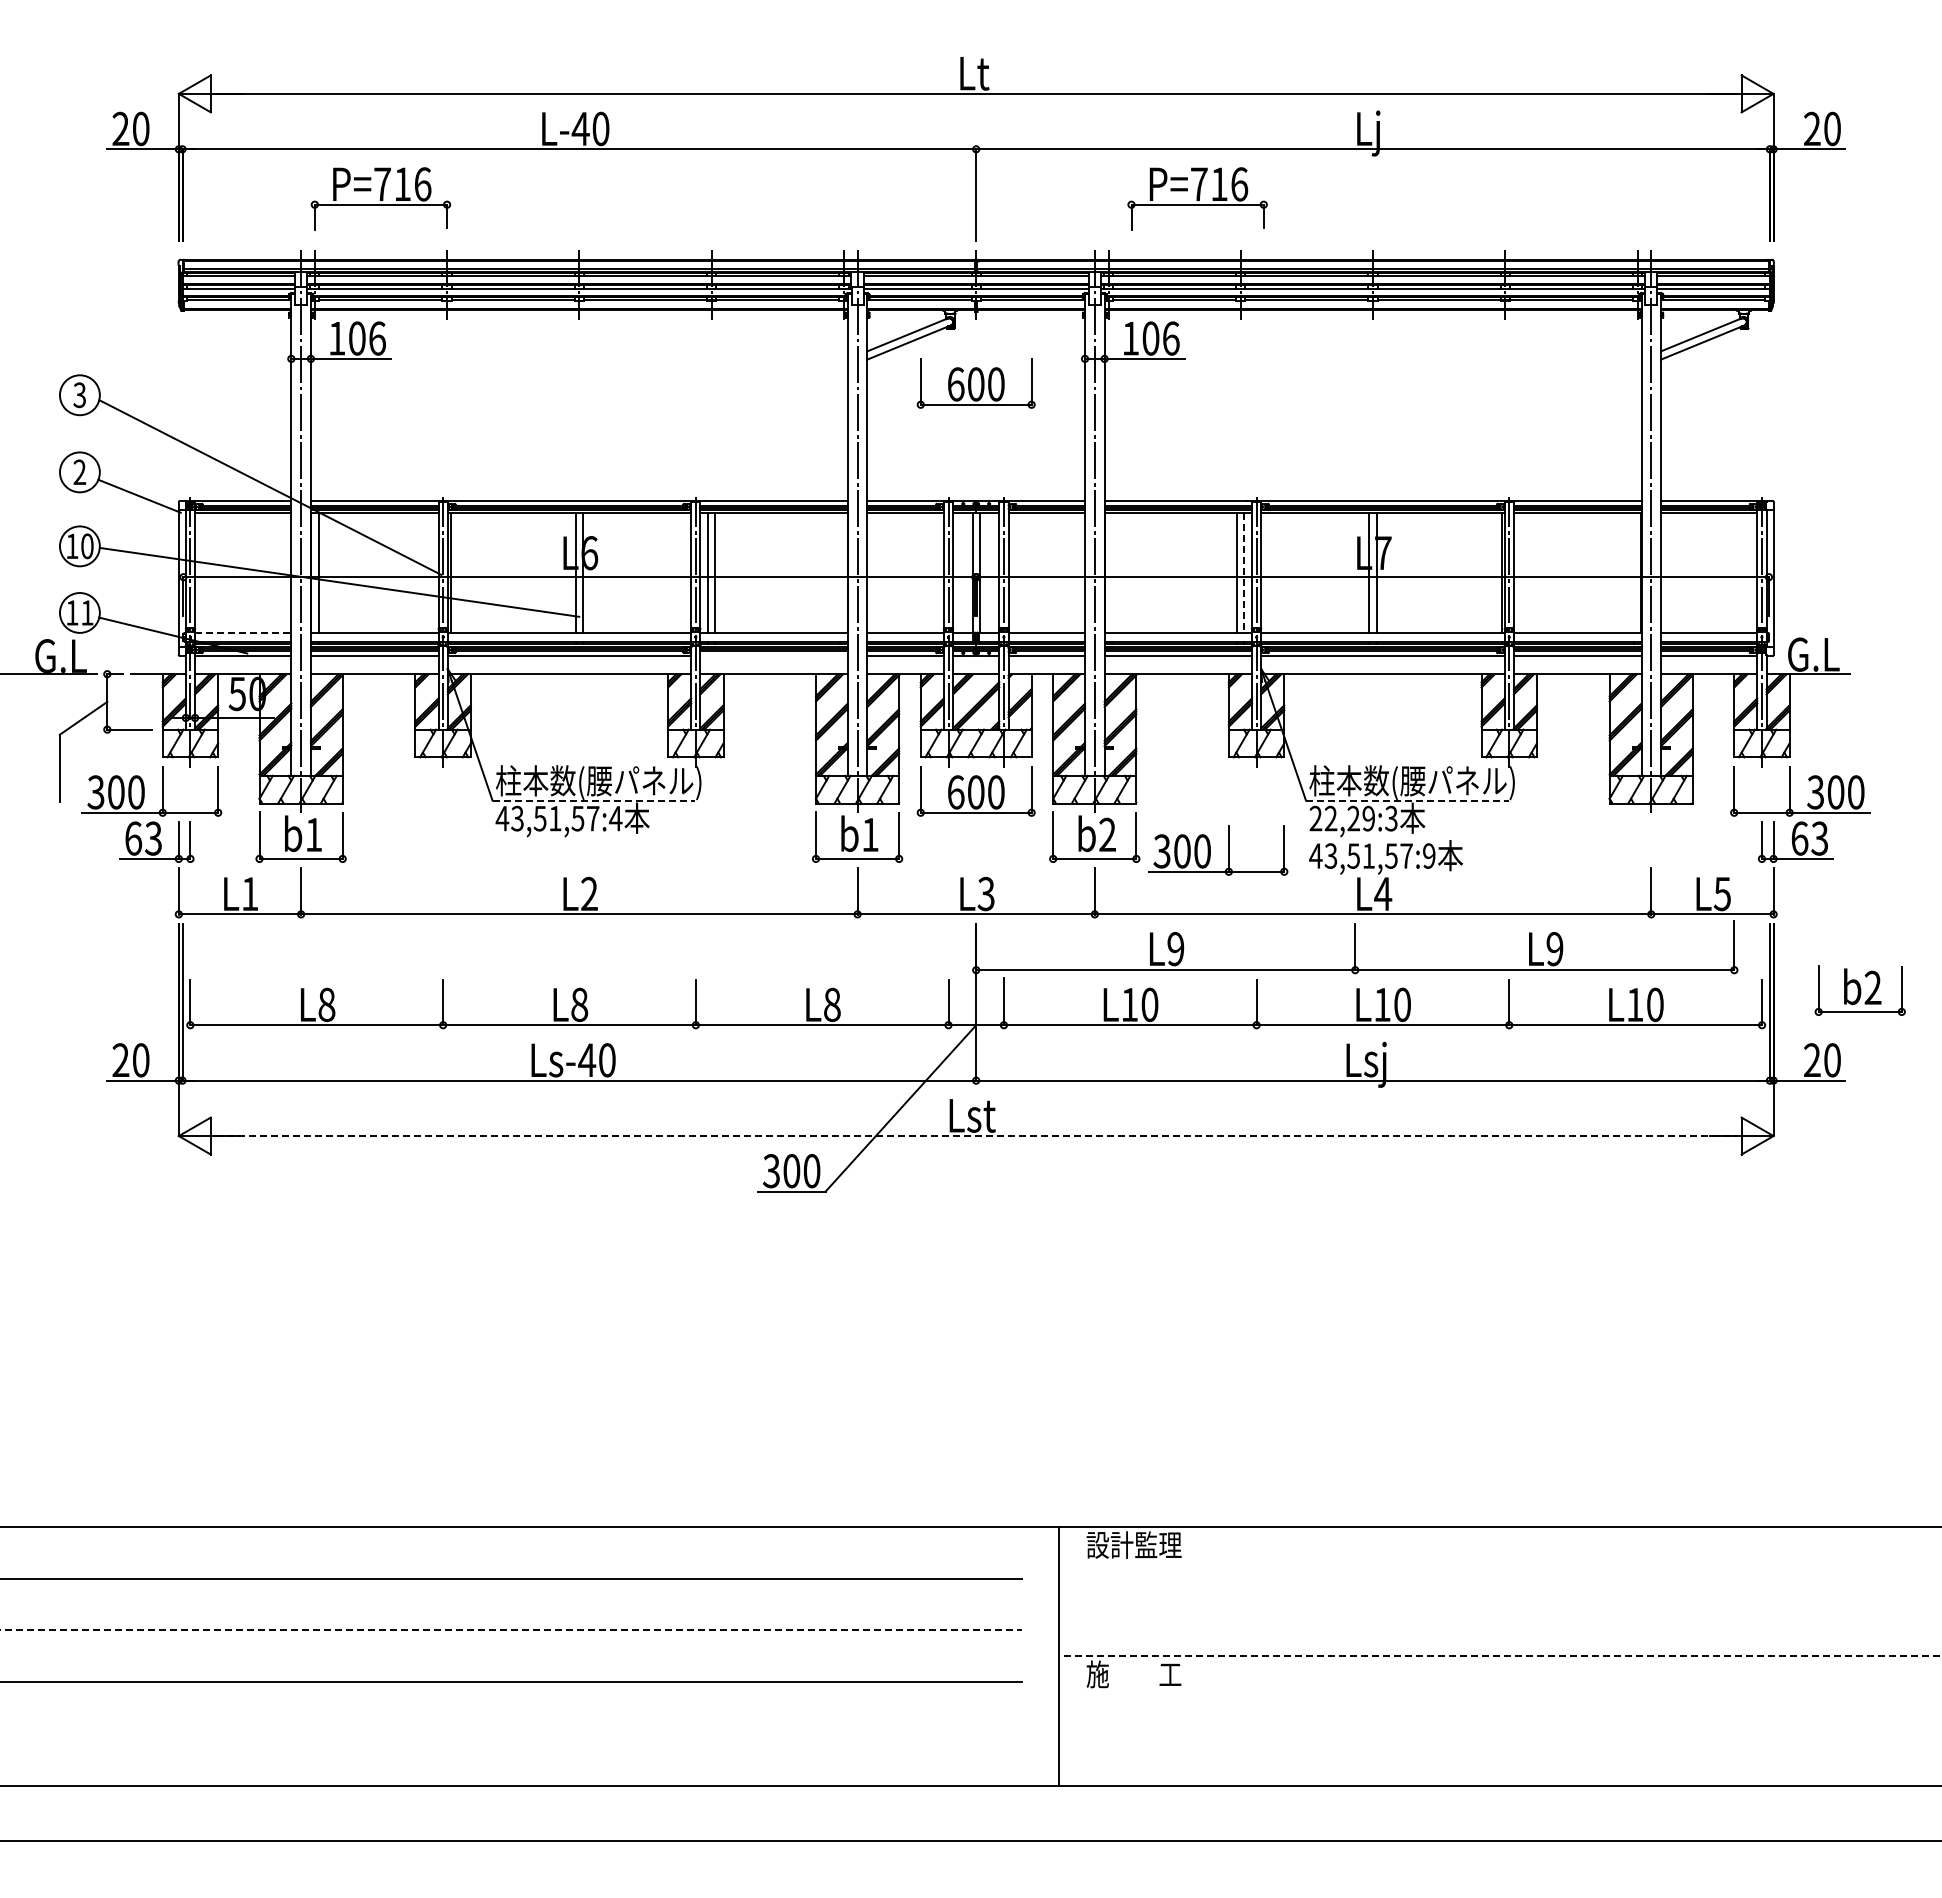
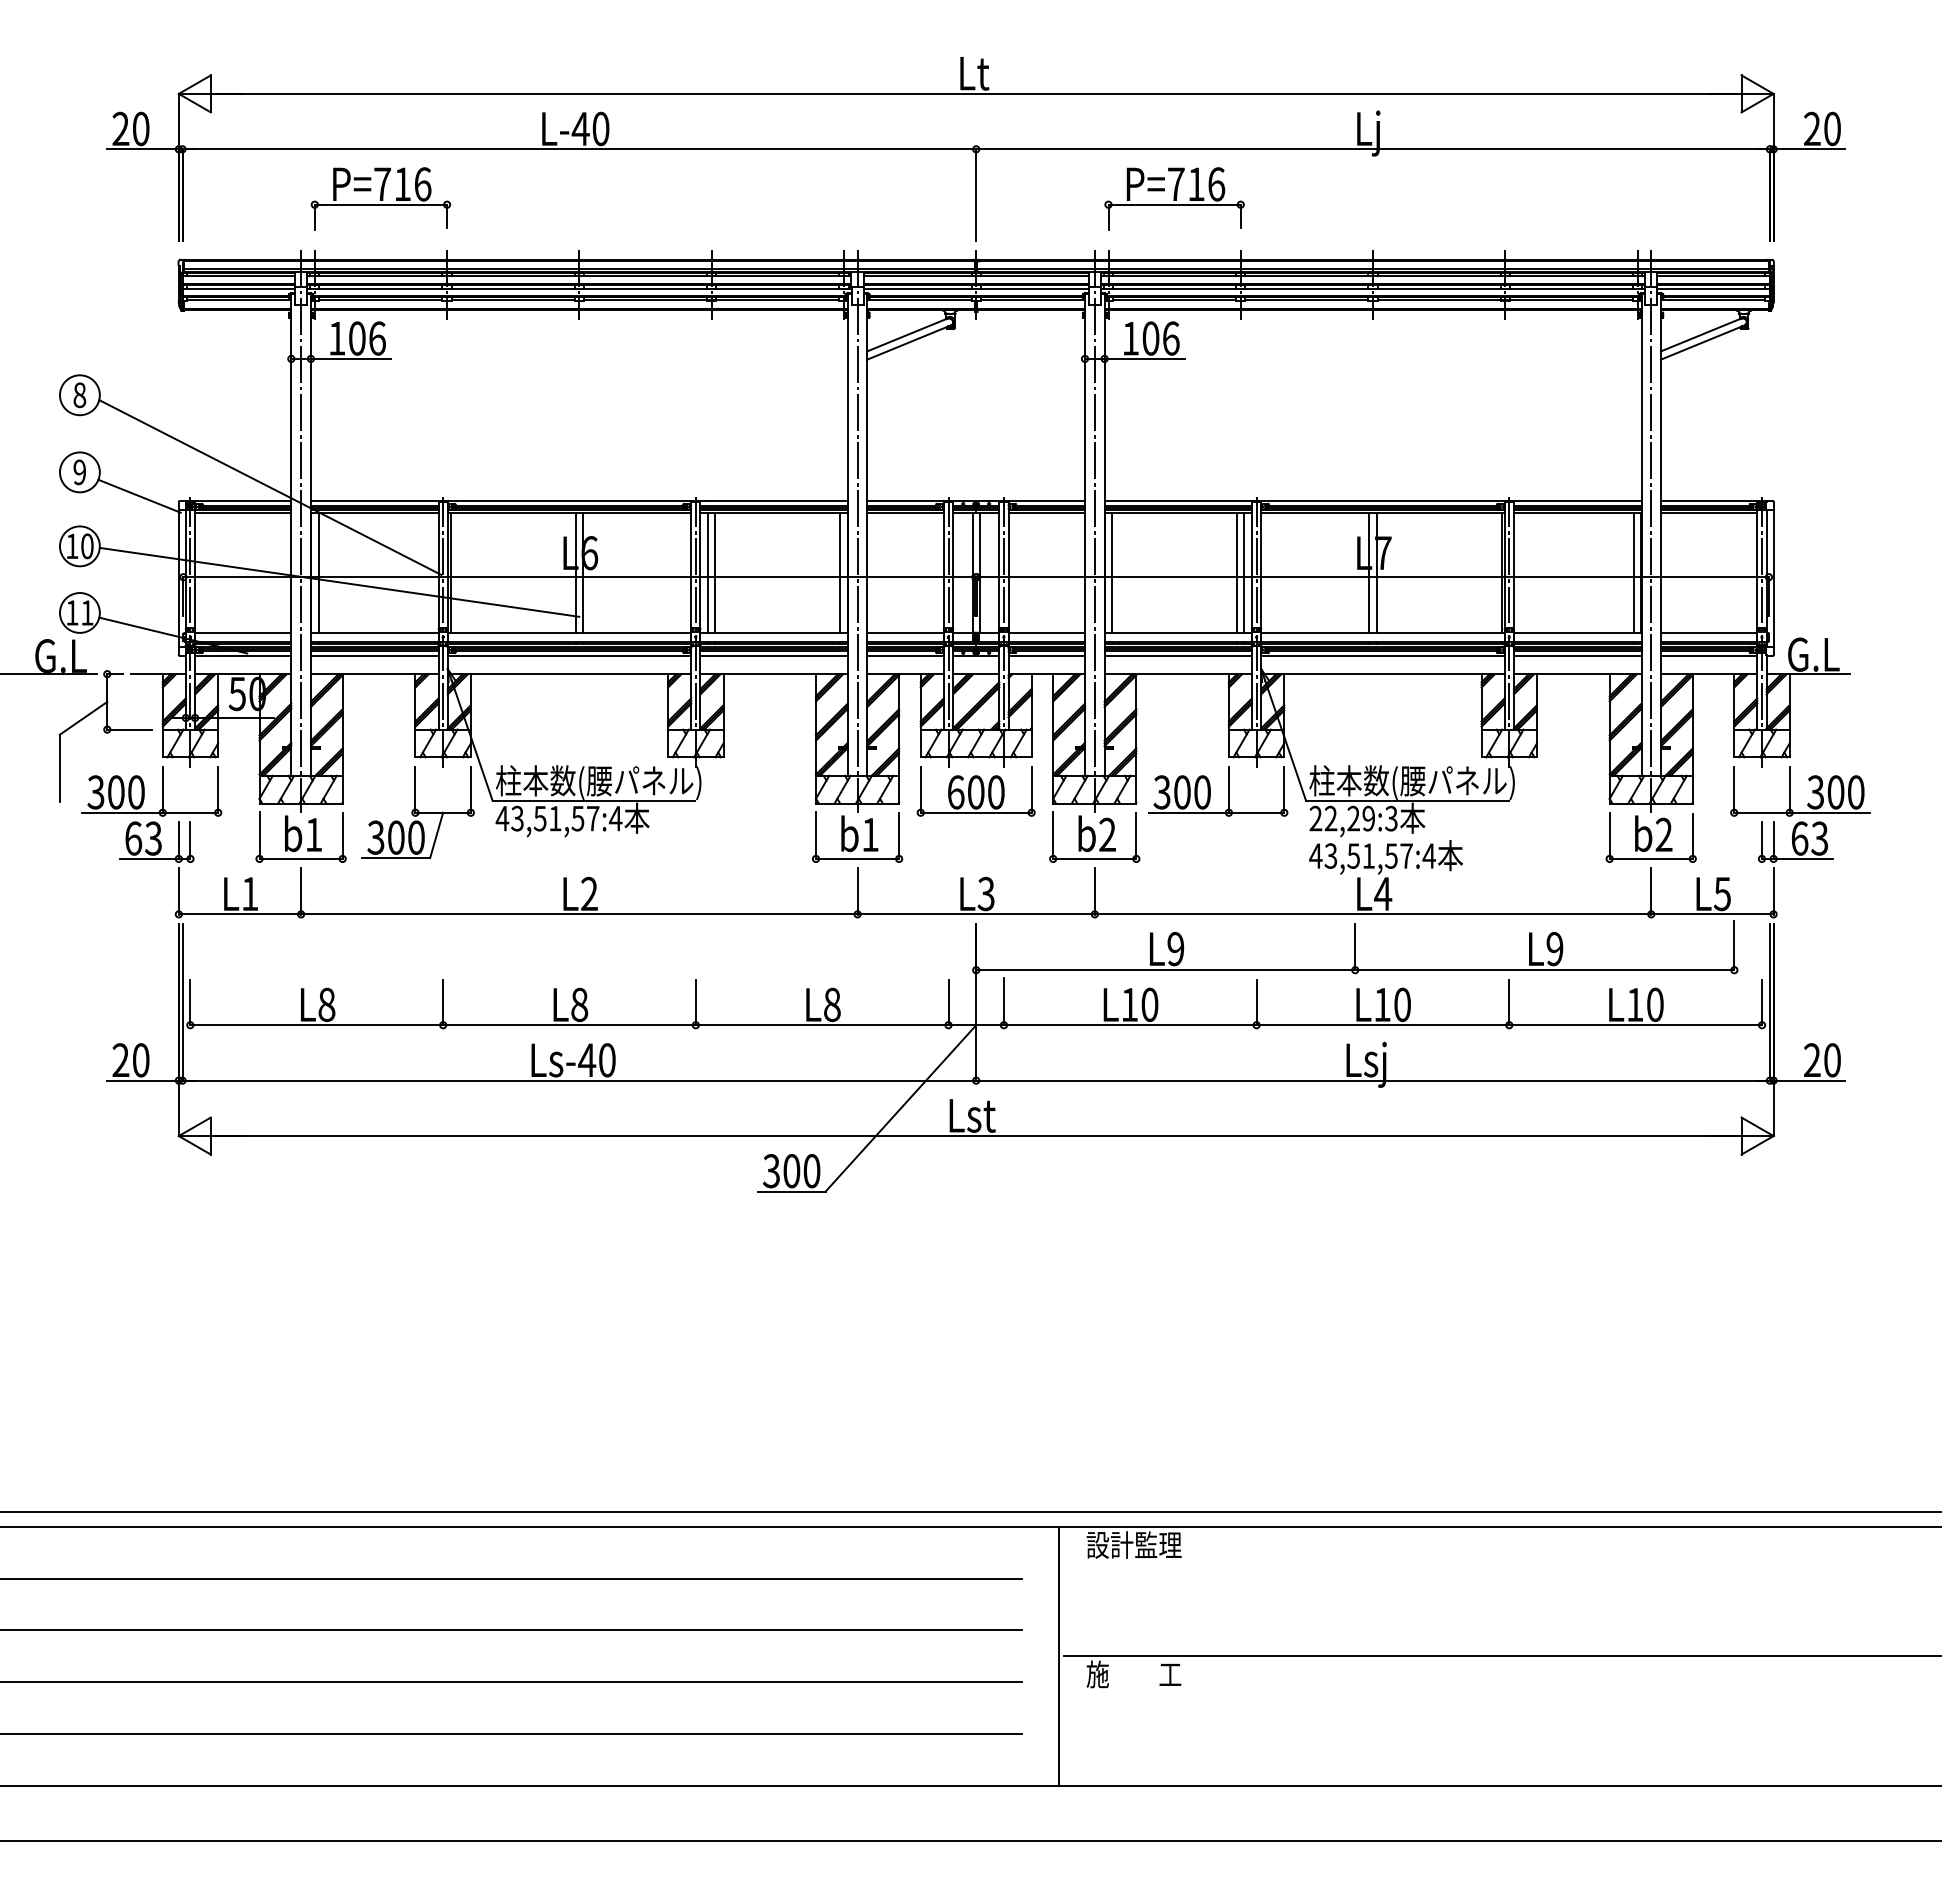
part position: (1197, 198) -> (1174, 198) (1174, 198)
part: present -> none (975, 383)
text: 3 -> 8 (79, 394)
text: 2 -> 9 (79, 472)
line: none -> present (840, 572)
line: none -> present (1112, 572)
line: dashed -> solid (1244, 572)
line: none -> present (1633, 572)
line: dashed -> solid (243, 632)
line: none -> present (773, 655)
line: dashed -> solid (594, 800)
line: dashed -> solid (1407, 800)
part: none -> present (417, 812)
part position: (1210, 850) -> (1210, 791) (1210, 791)
text: 43,51,57:9 -> 43,51,57:4 (1428, 855)
part position: (1859, 990) -> (1650, 837) (1650, 837)
line: dashed -> solid (976, 1136)
line: none -> present (970, 1512)
line: dashed -> solid (510, 1630)
line: dashed -> solid (1502, 1656)
line: none -> present (511, 1733)
